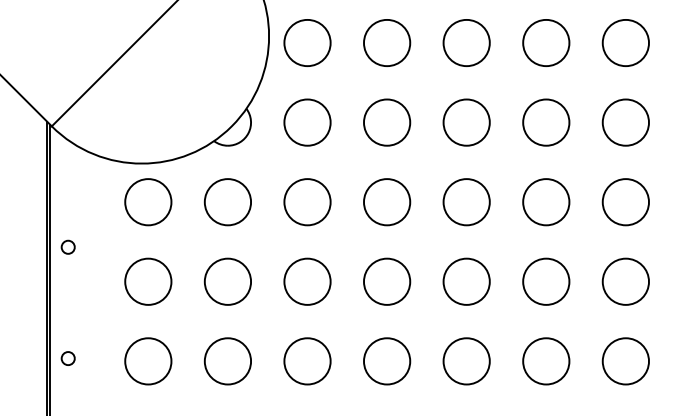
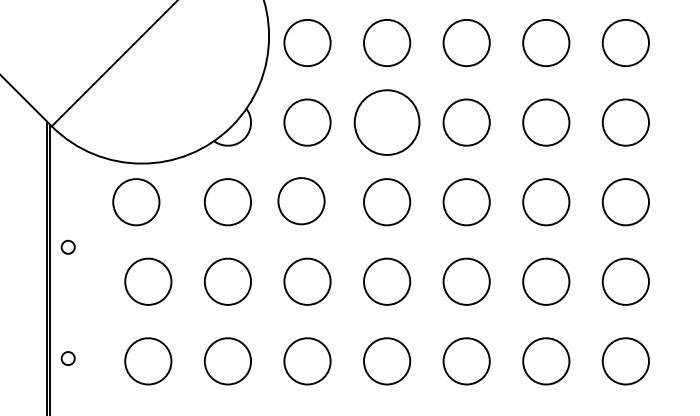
circle diameter: 46 px -> 65 px (386, 122)
circle position: (148, 202) -> (136, 202) (136, 202)
circle position: (307, 202) -> (301, 201) (301, 201)
